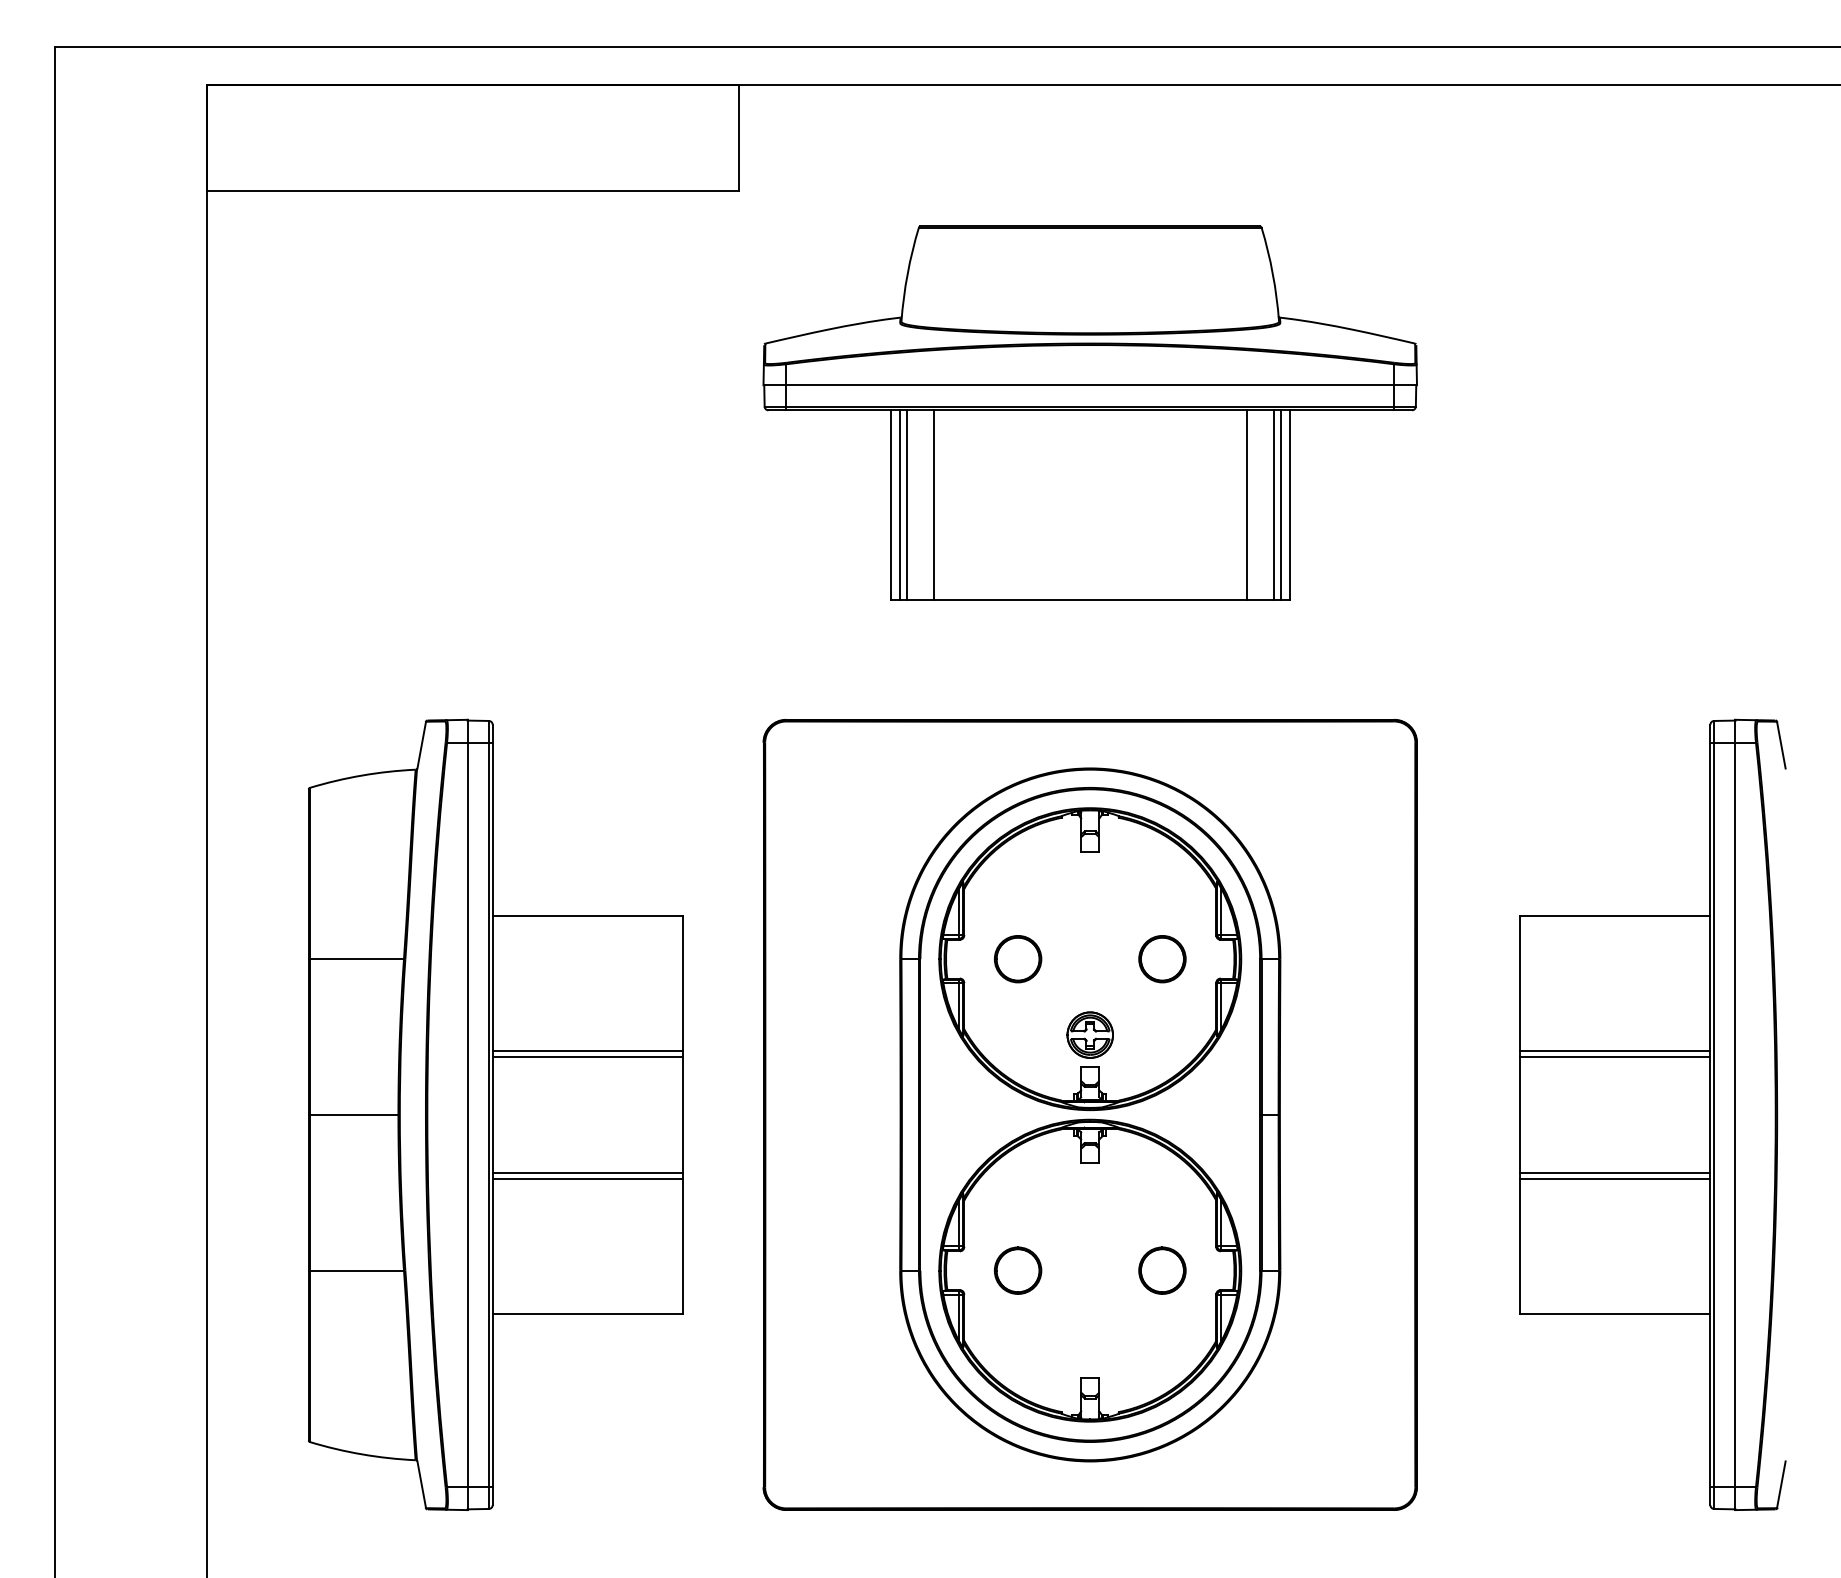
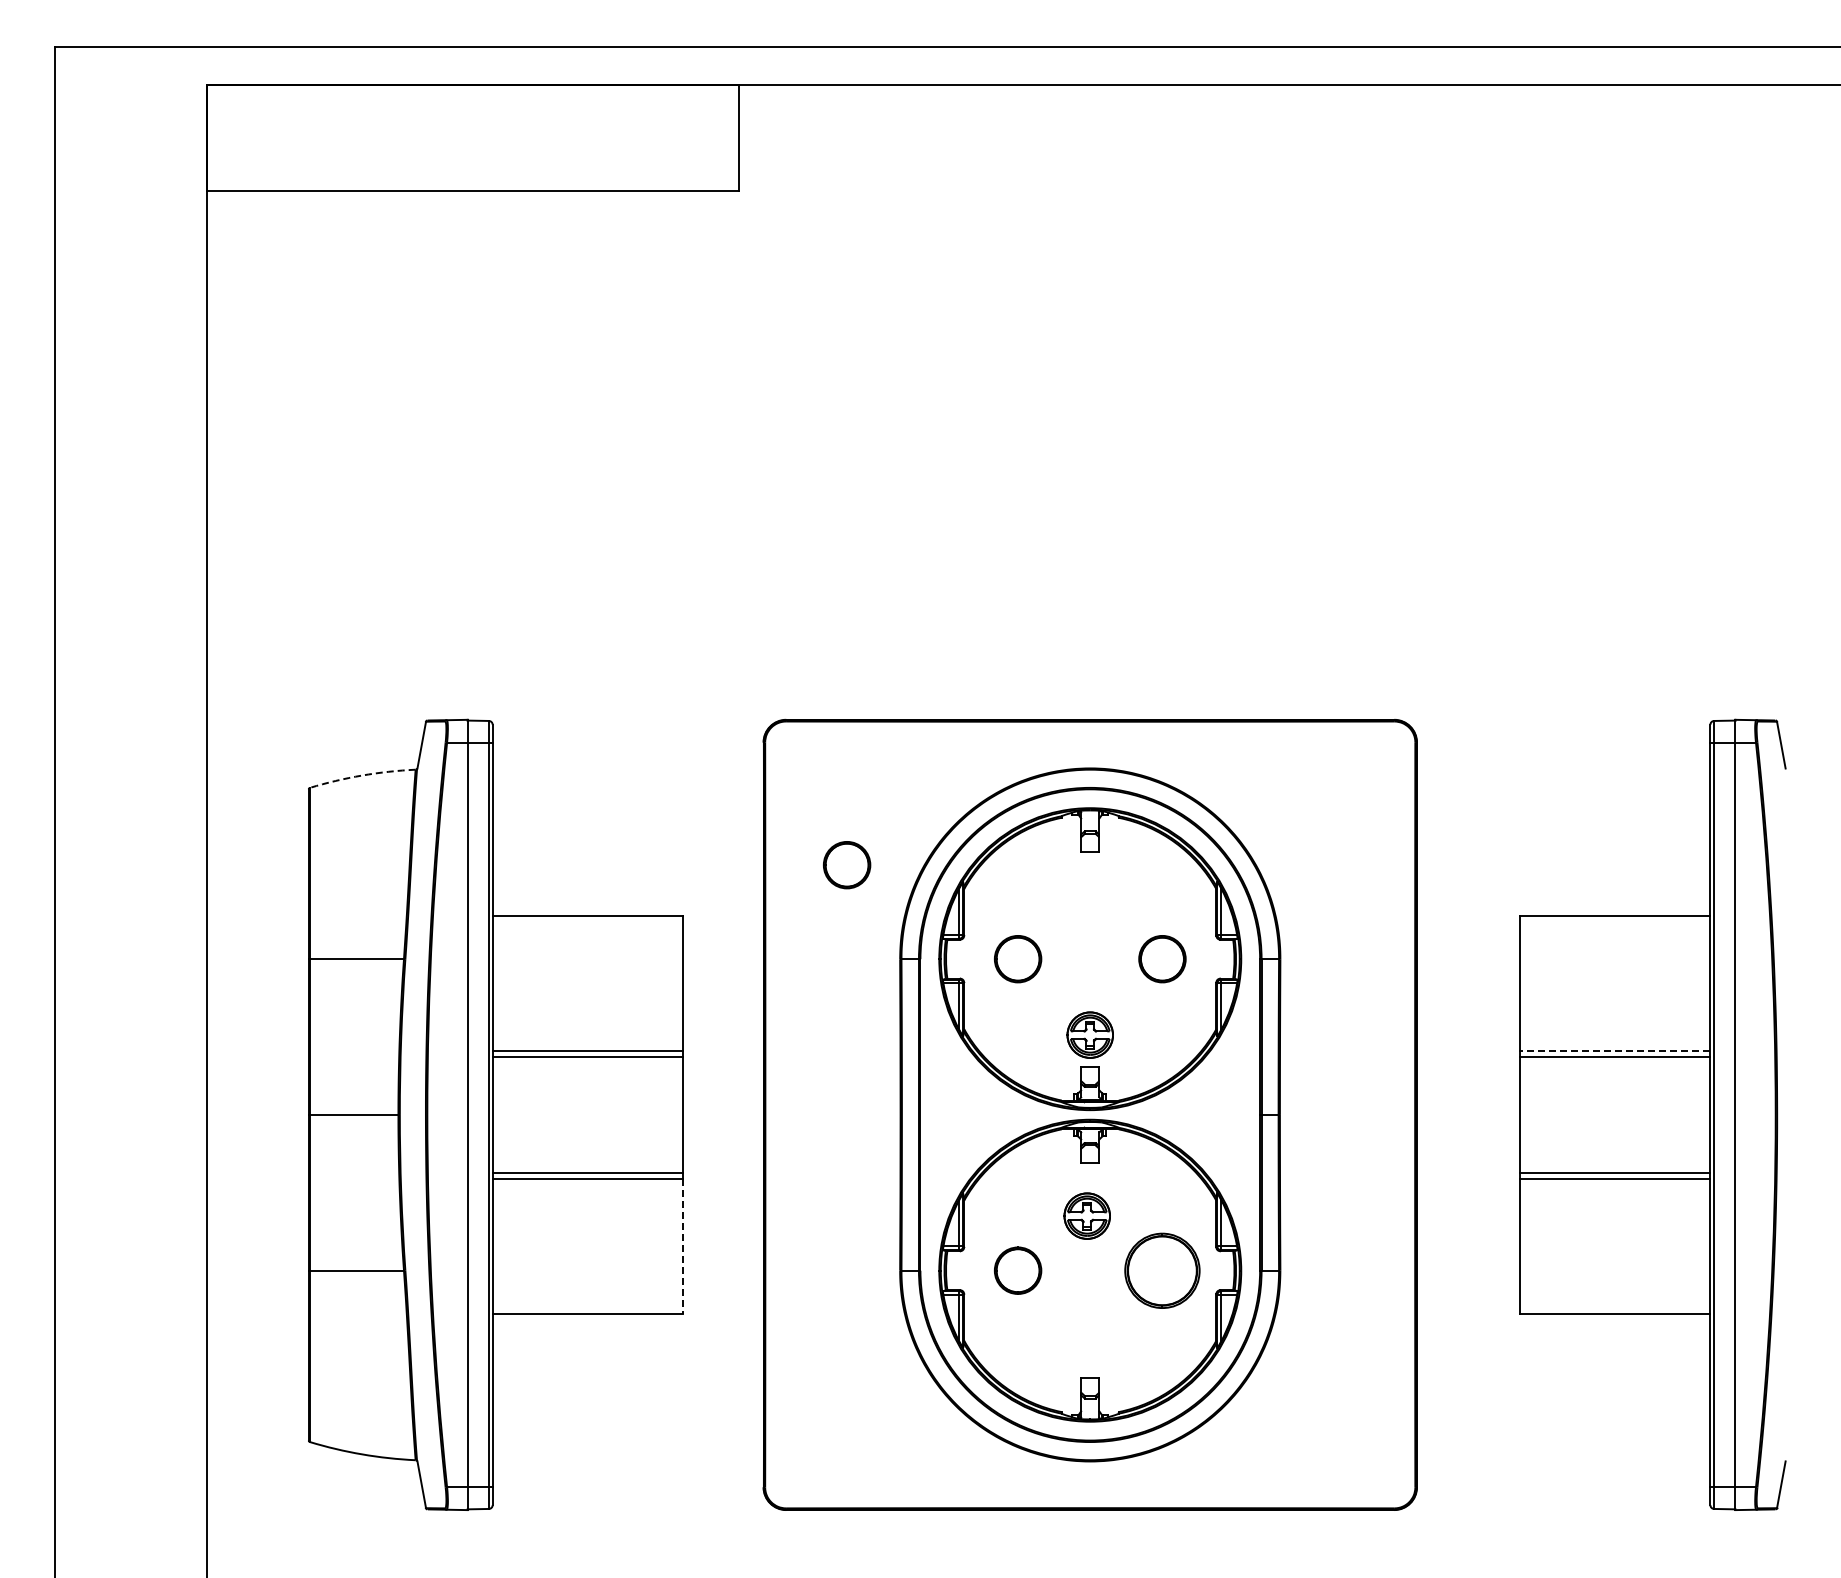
part: present -> none (1089, 412)
arc: solid -> dashed (362, 775)
part: none -> present (847, 865)
line: solid -> dashed (1615, 1051)
part: none -> present (1086, 1215)
line: solid -> dashed (682, 1246)
part size: 49x49 px -> 77x77 px (1162, 1270)
